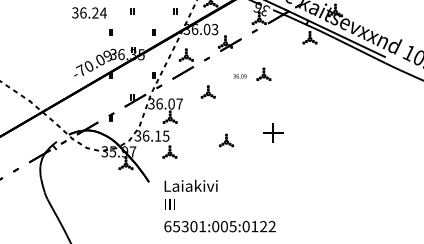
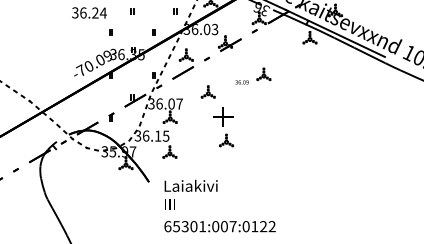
text position: (239, 76) -> (241, 82) (241, 82)
part position: (273, 132) -> (223, 116) (223, 116)
text: 65301:005:0122 -> 65301:007:0122 (232, 226)
